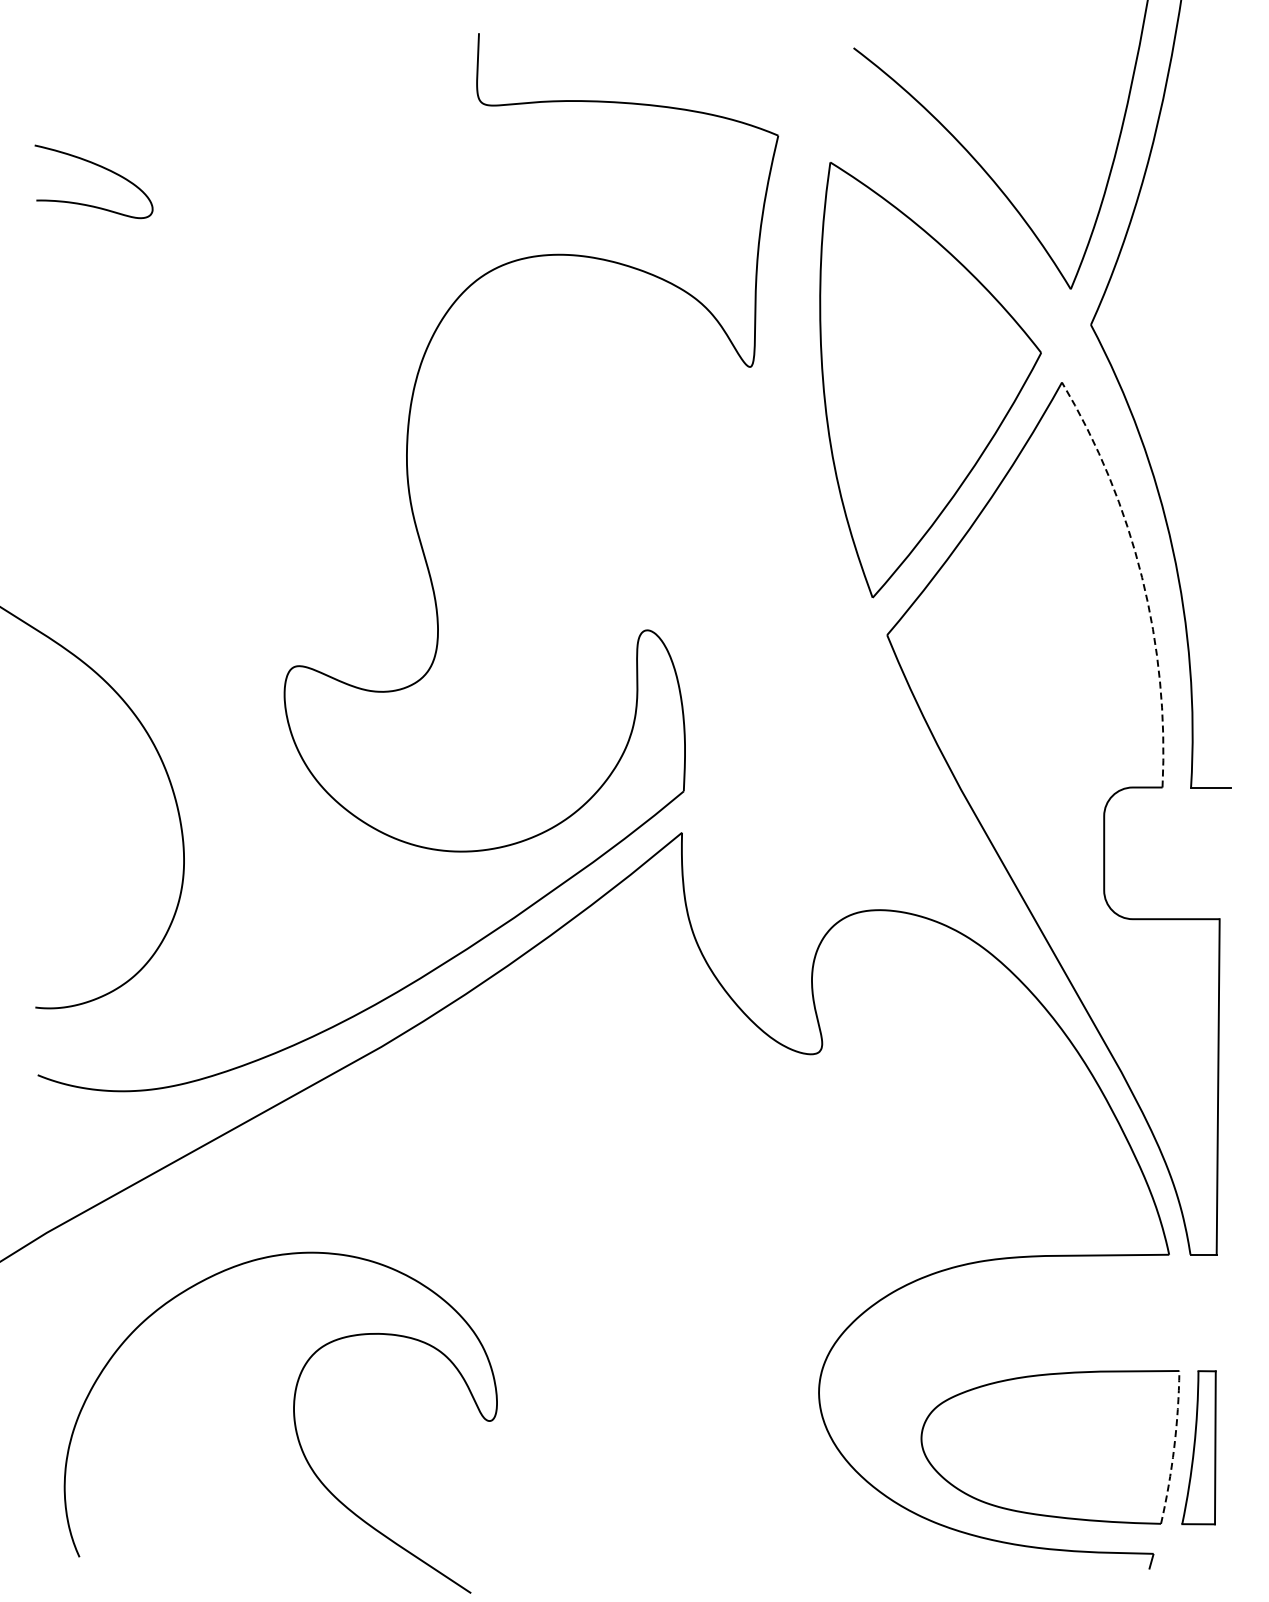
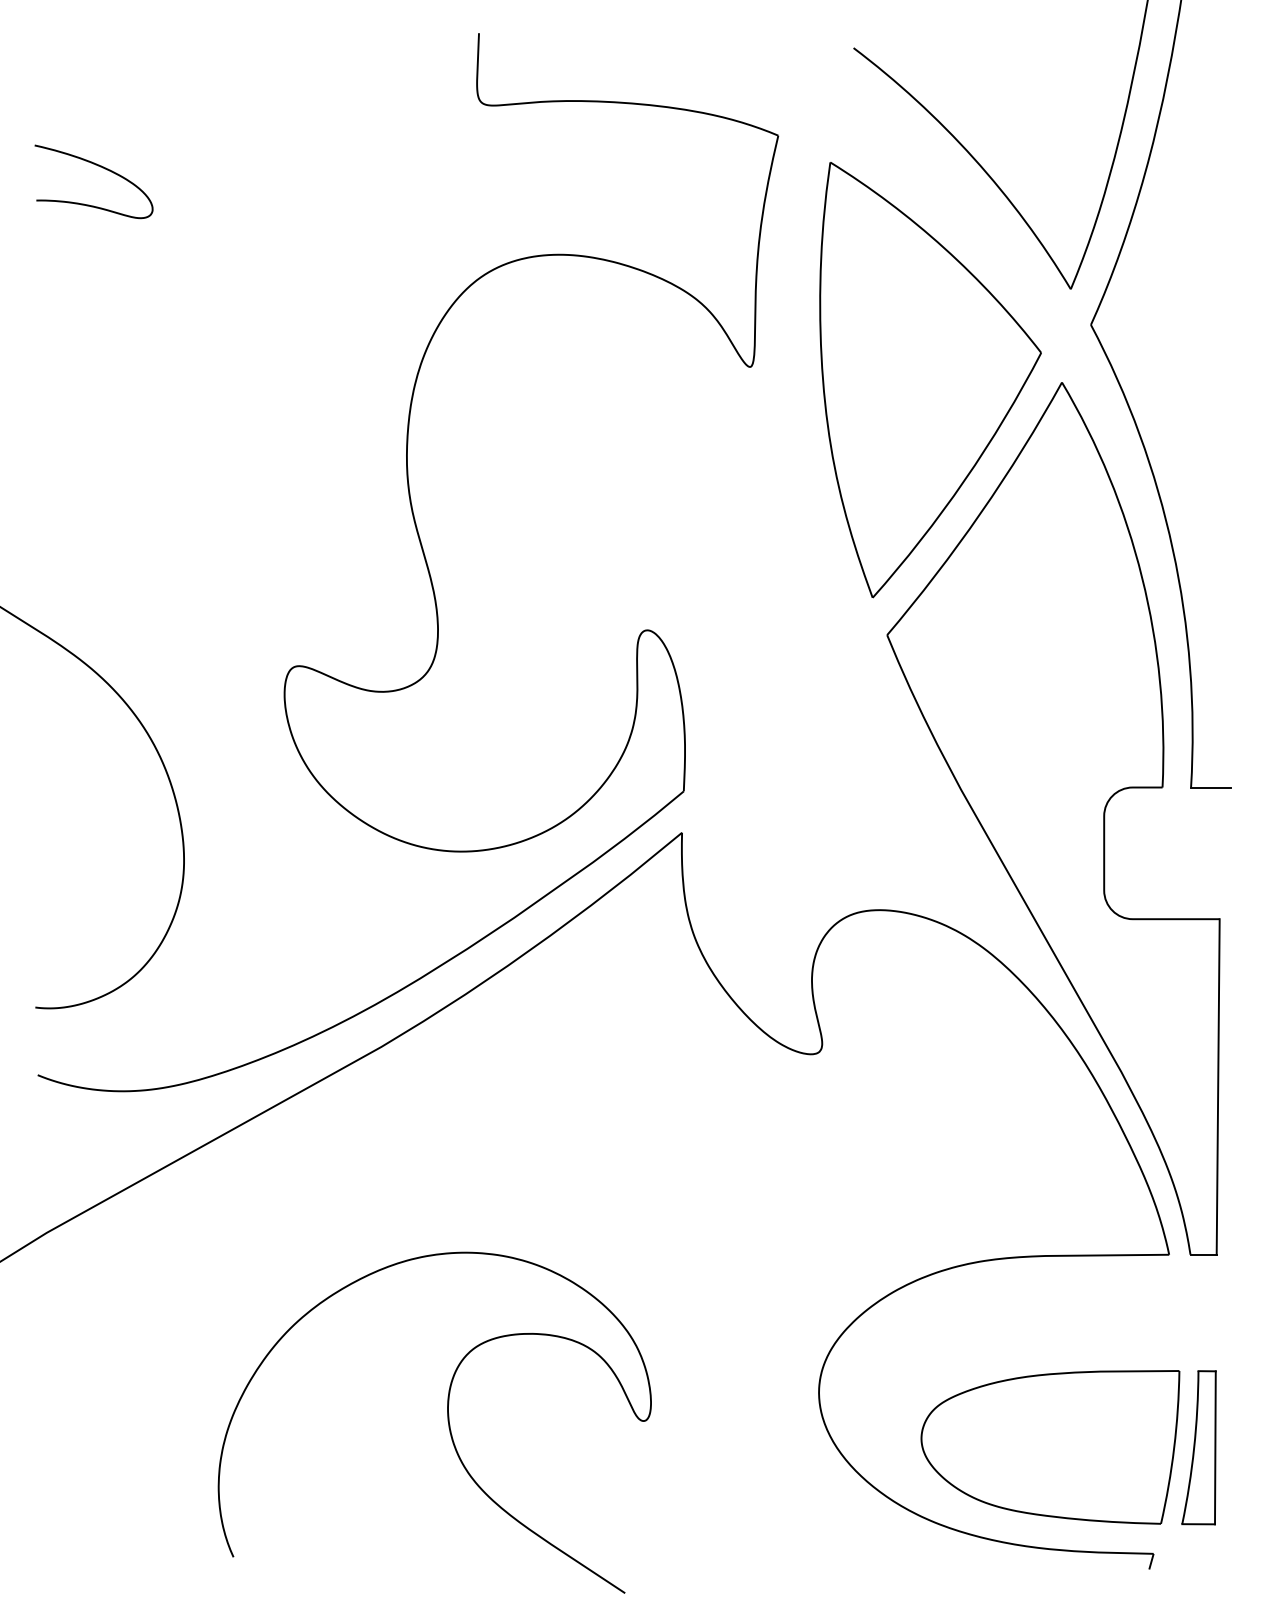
arc: dashed -> solid (1142, 577)
curve position: (293, 1421) -> (447, 1421) (447, 1421)
arc: dashed -> solid (1174, 1447)
